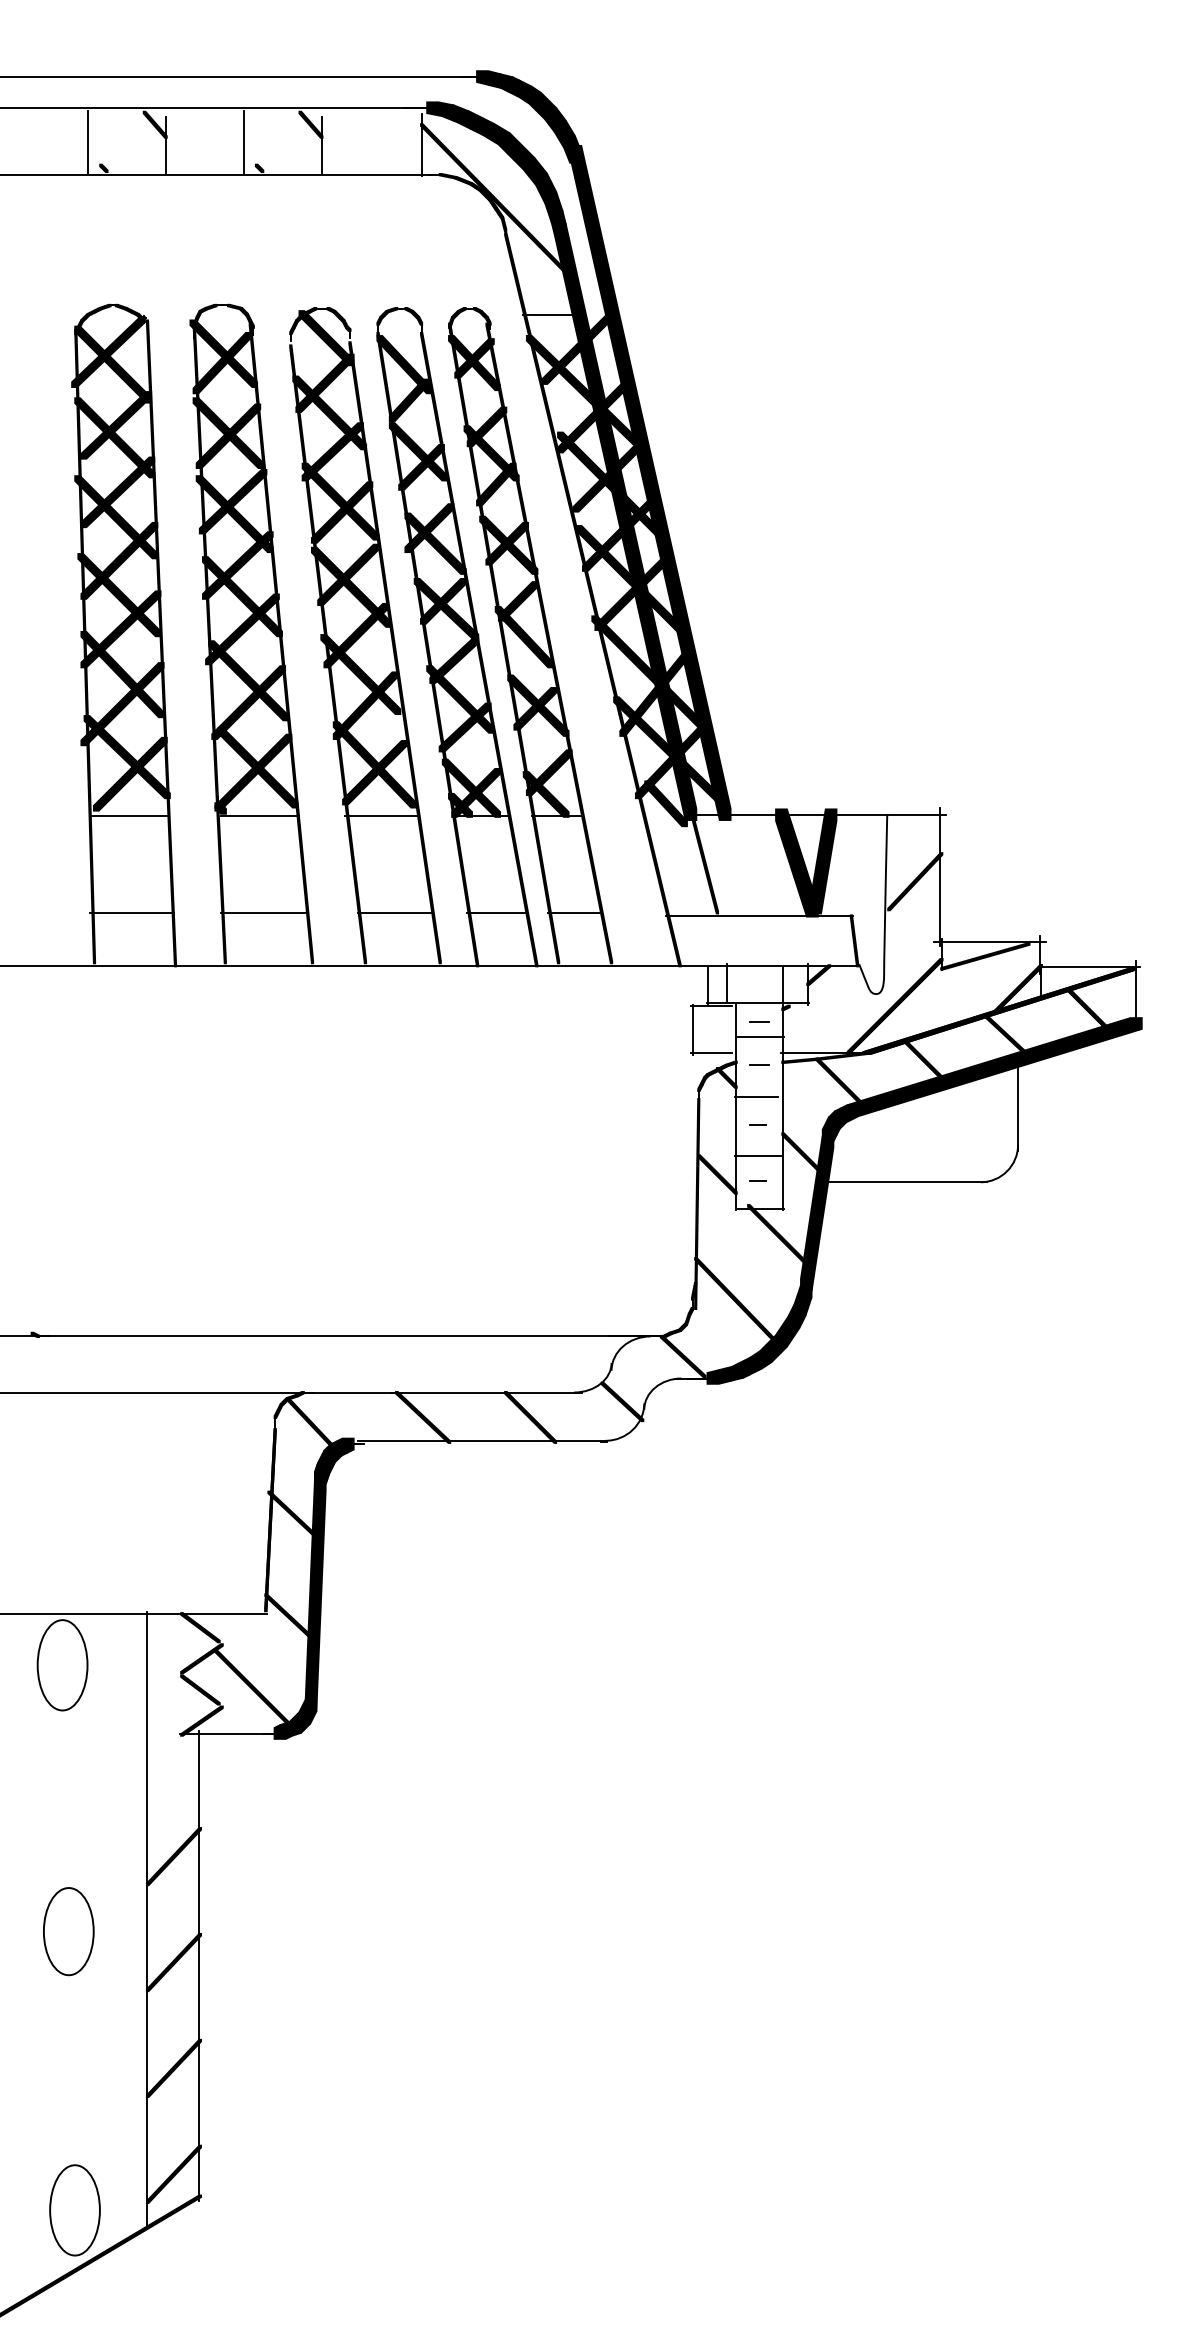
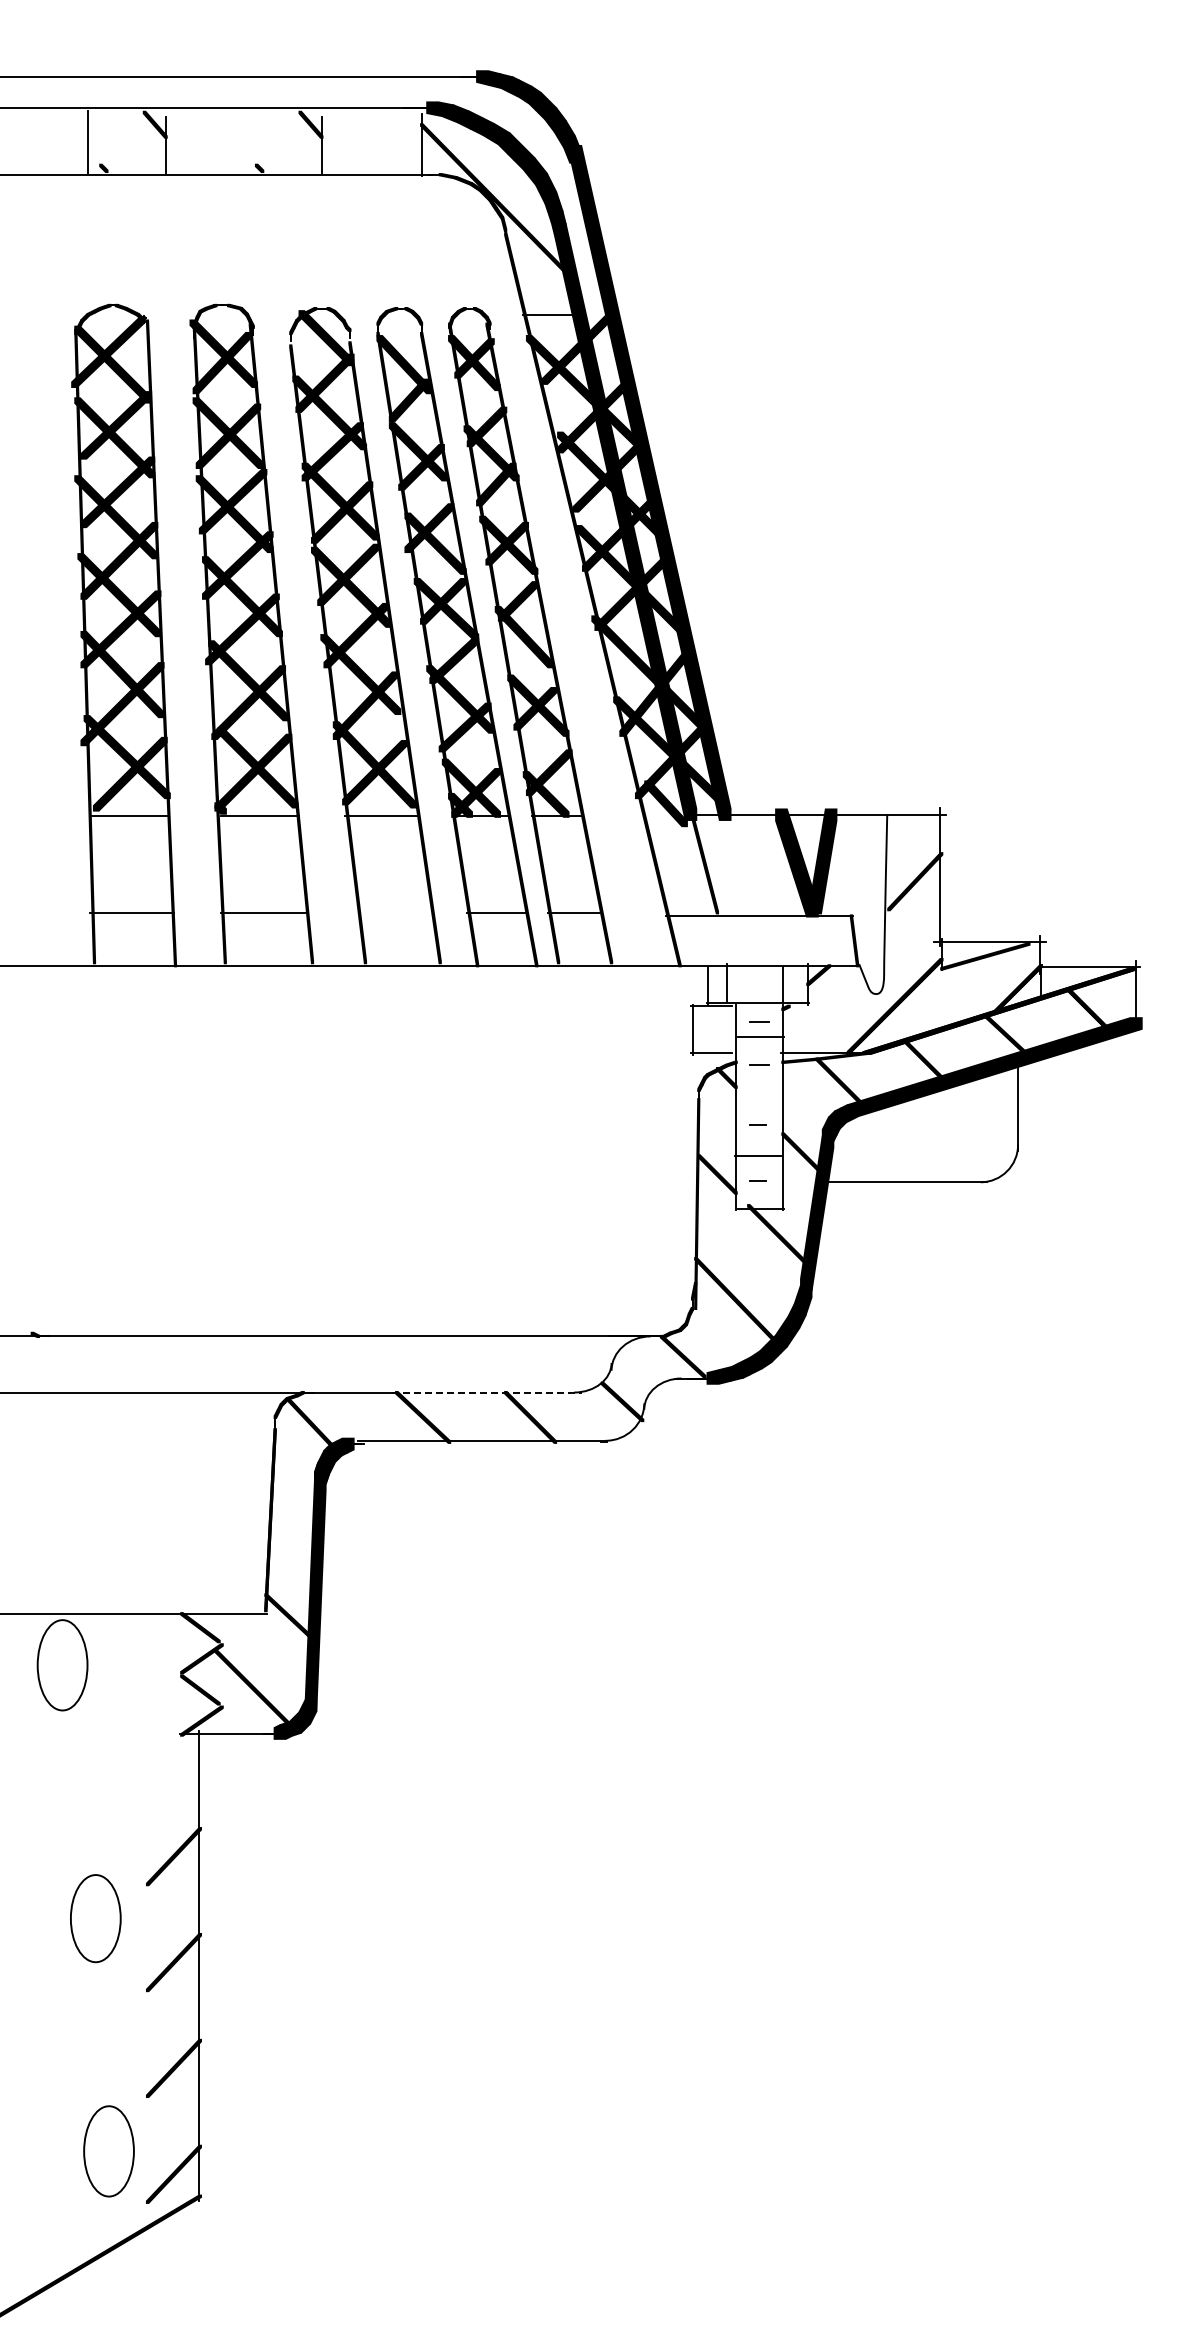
line: present -> none (244, 141)
line: present -> none (394, 912)
line: present -> none (756, 1096)
line: solid -> dashed (487, 1392)
fill: present -> none (293, 1515)
line: present -> none (147, 1920)
part position: (68, 1931) -> (95, 1918) (95, 1918)
part position: (74, 2210) -> (108, 2151) (108, 2151)
